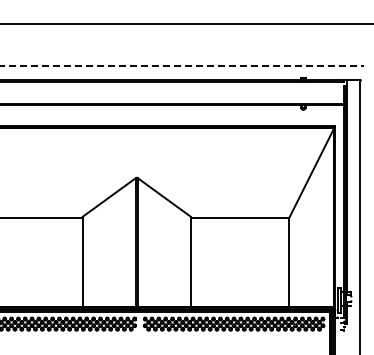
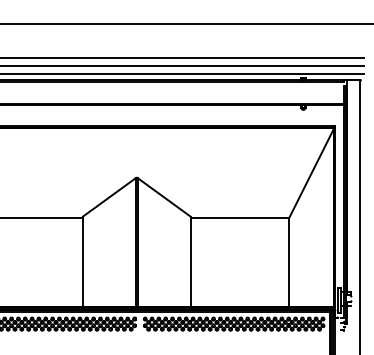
line: none -> present (182, 57)
line: dashed -> solid (182, 65)
line: none -> present (182, 74)
